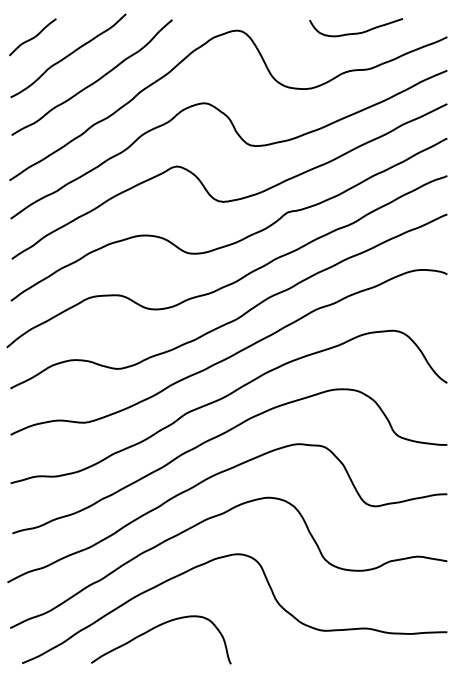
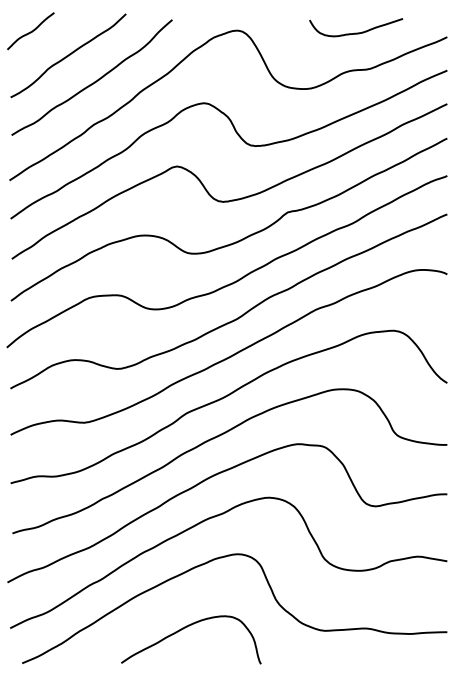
curve position: (32, 37) -> (30, 31) (30, 31)
curve position: (155, 628) -> (185, 628) (185, 628)
